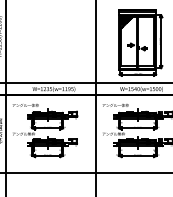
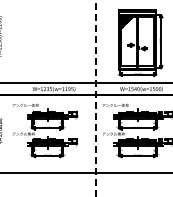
line: present -> none (5, 97)
line: solid -> dashed (95, 98)
